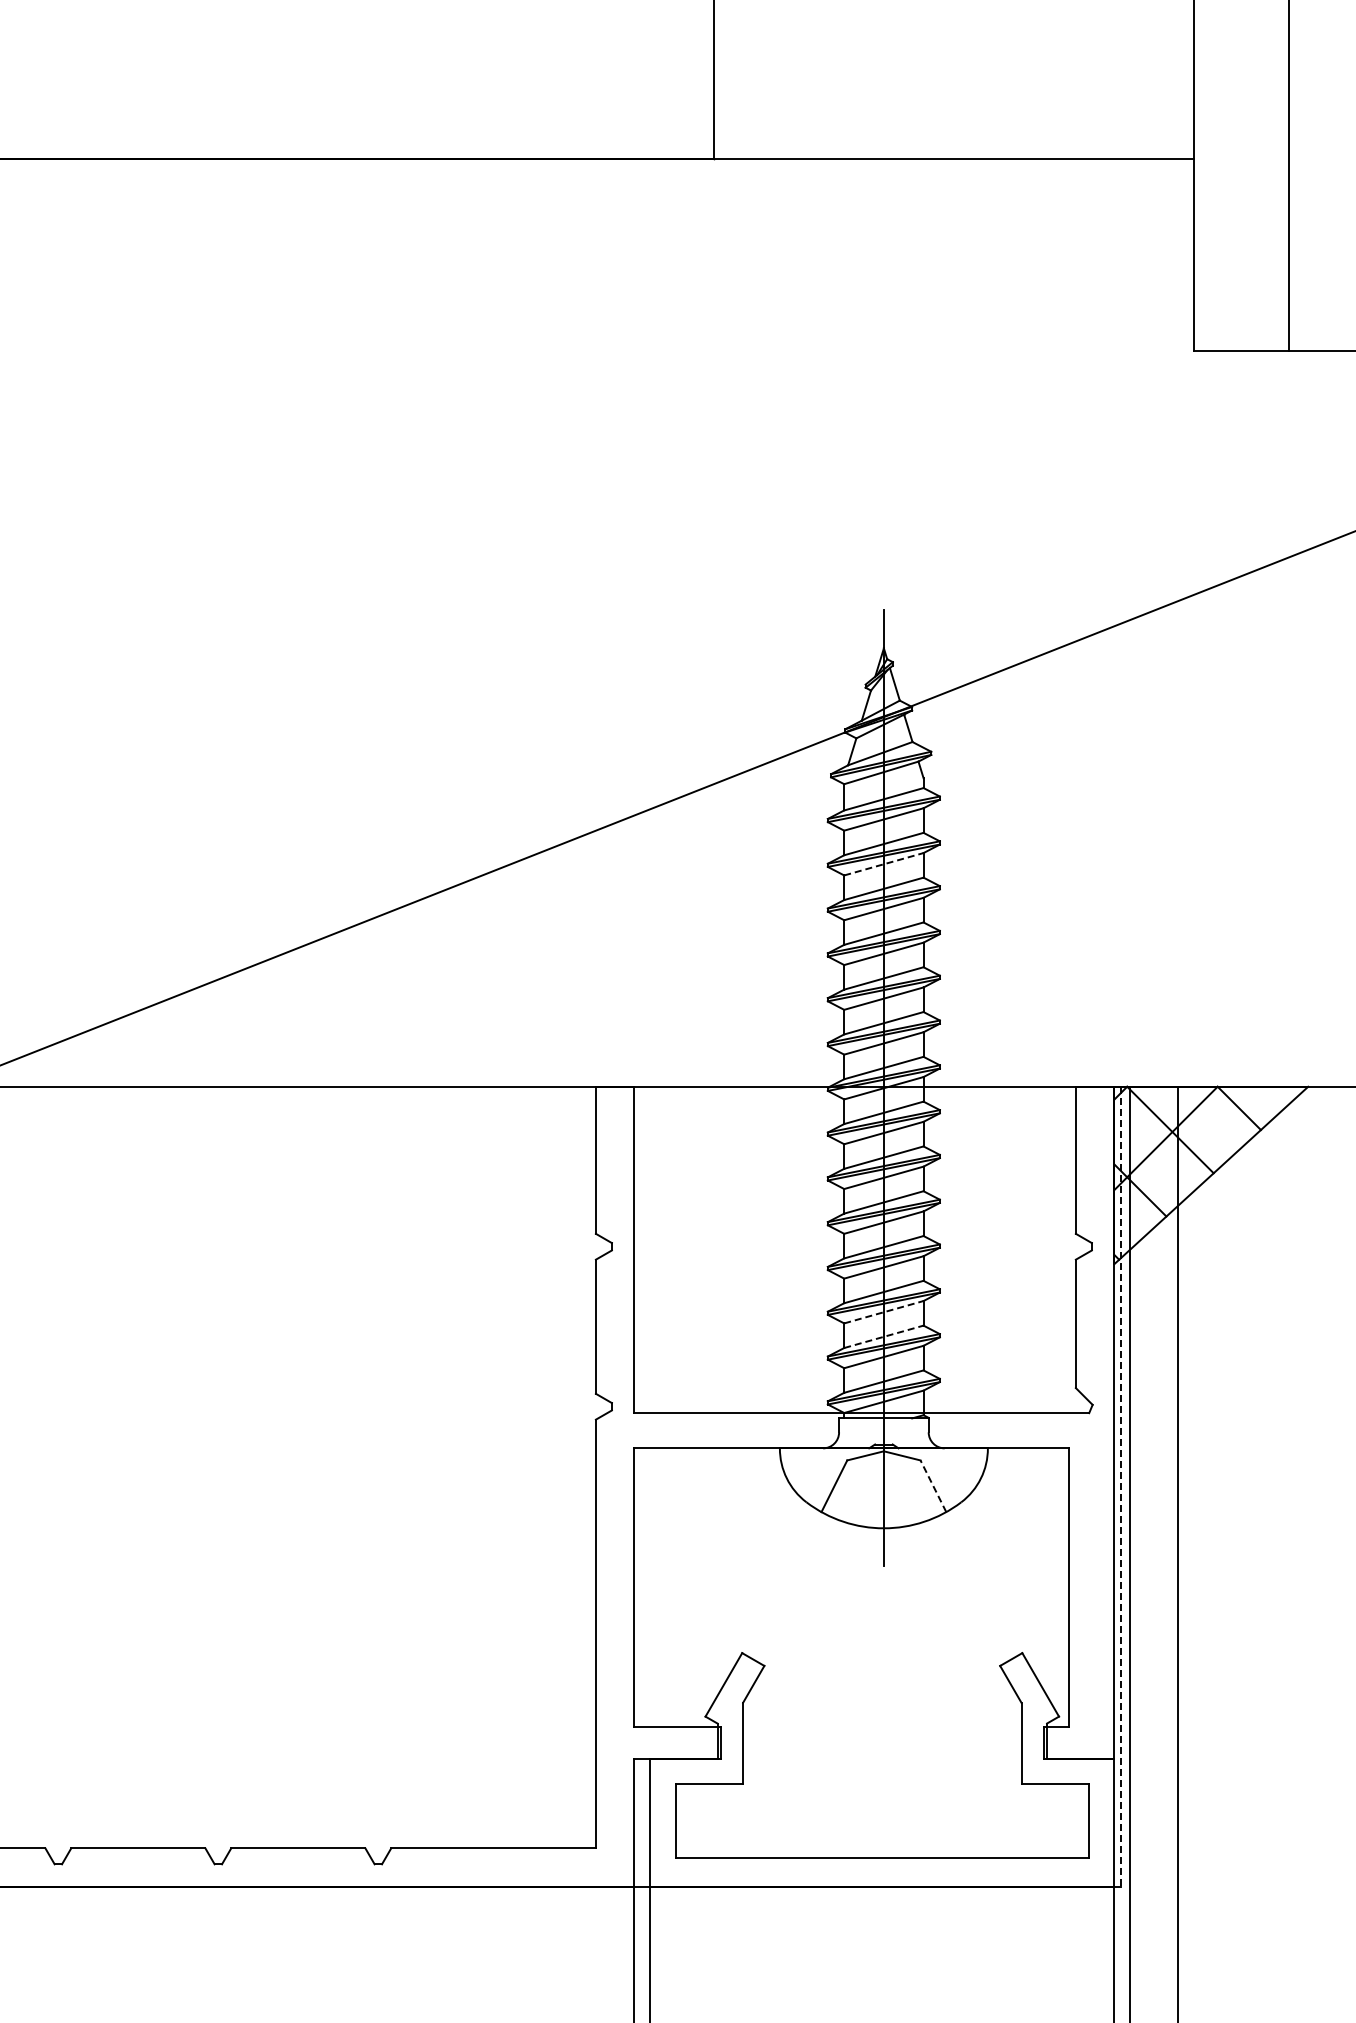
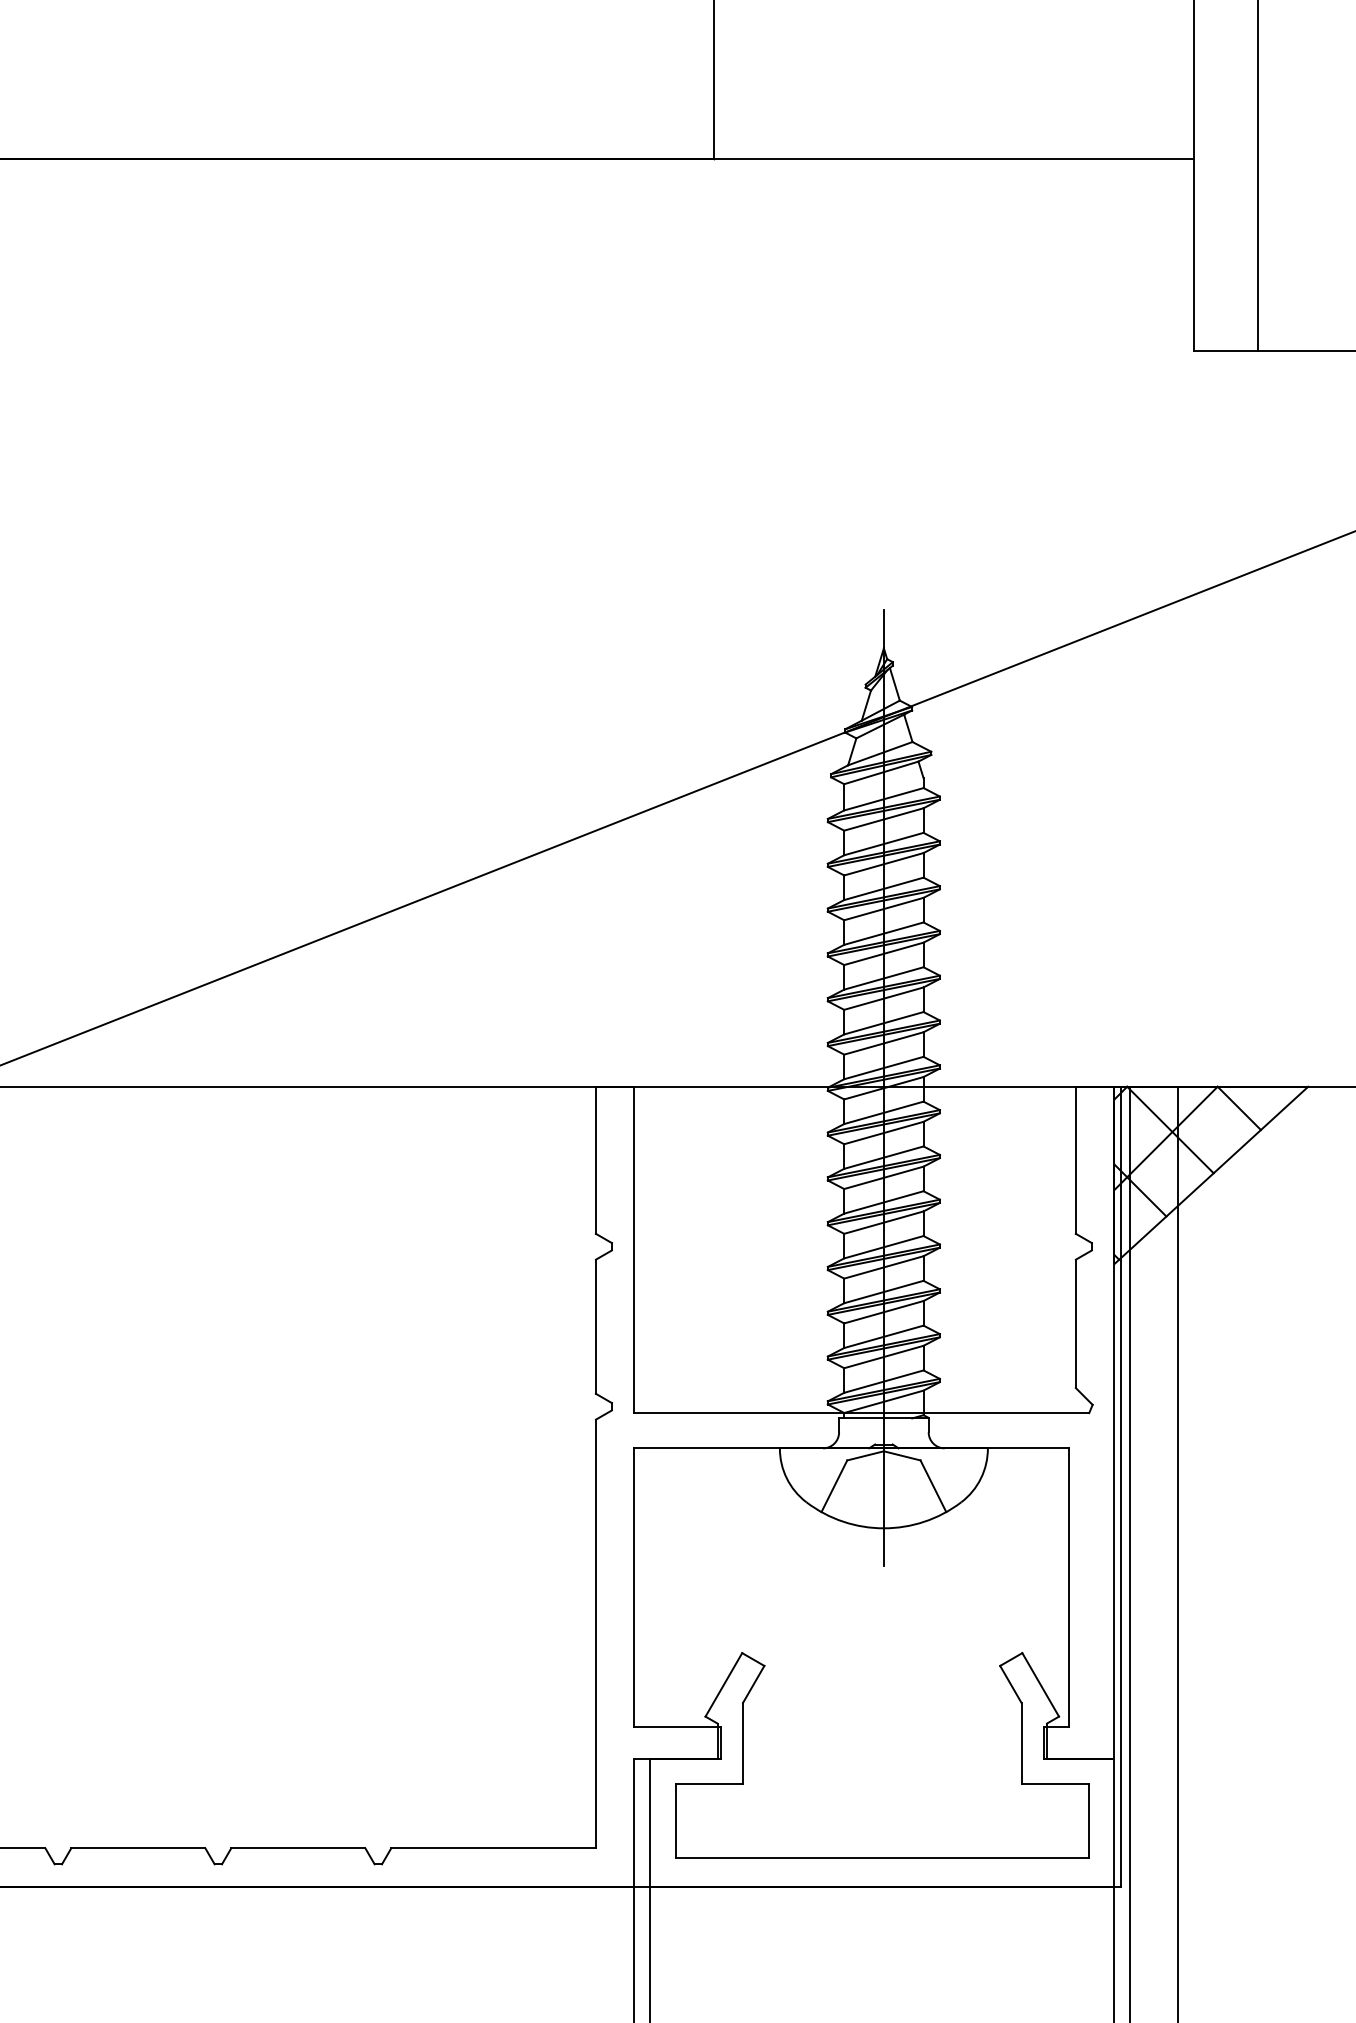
line position: (1289, 176) -> (1258, 176) (1258, 176)
line: dashed -> solid (884, 864)
line: dashed -> solid (884, 1312)
line: dashed -> solid (884, 1336)
line: dashed -> solid (933, 1486)
line: dashed -> solid (1120, 1486)
